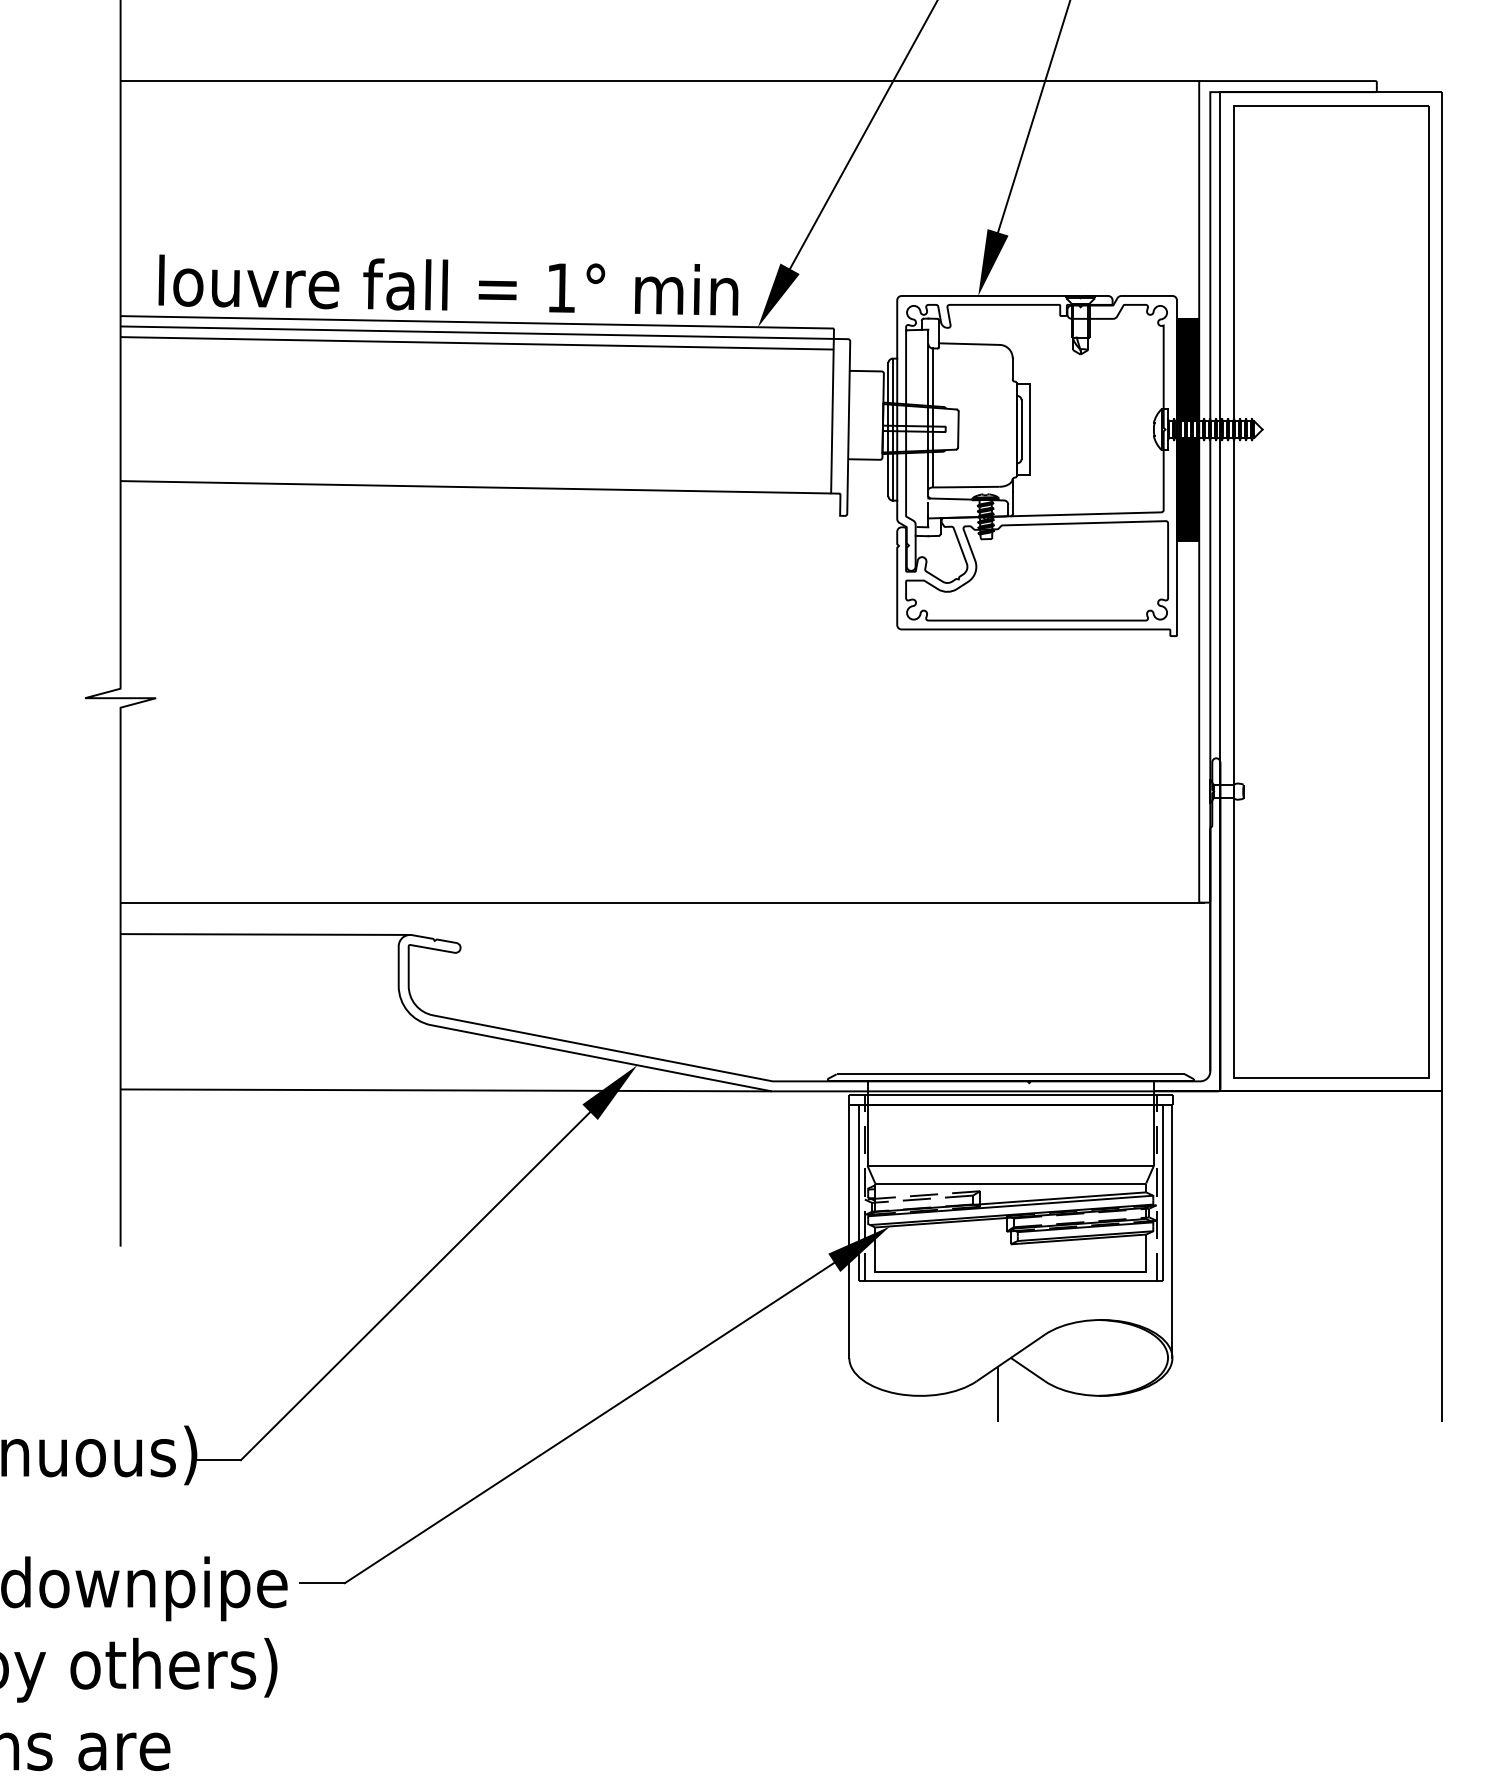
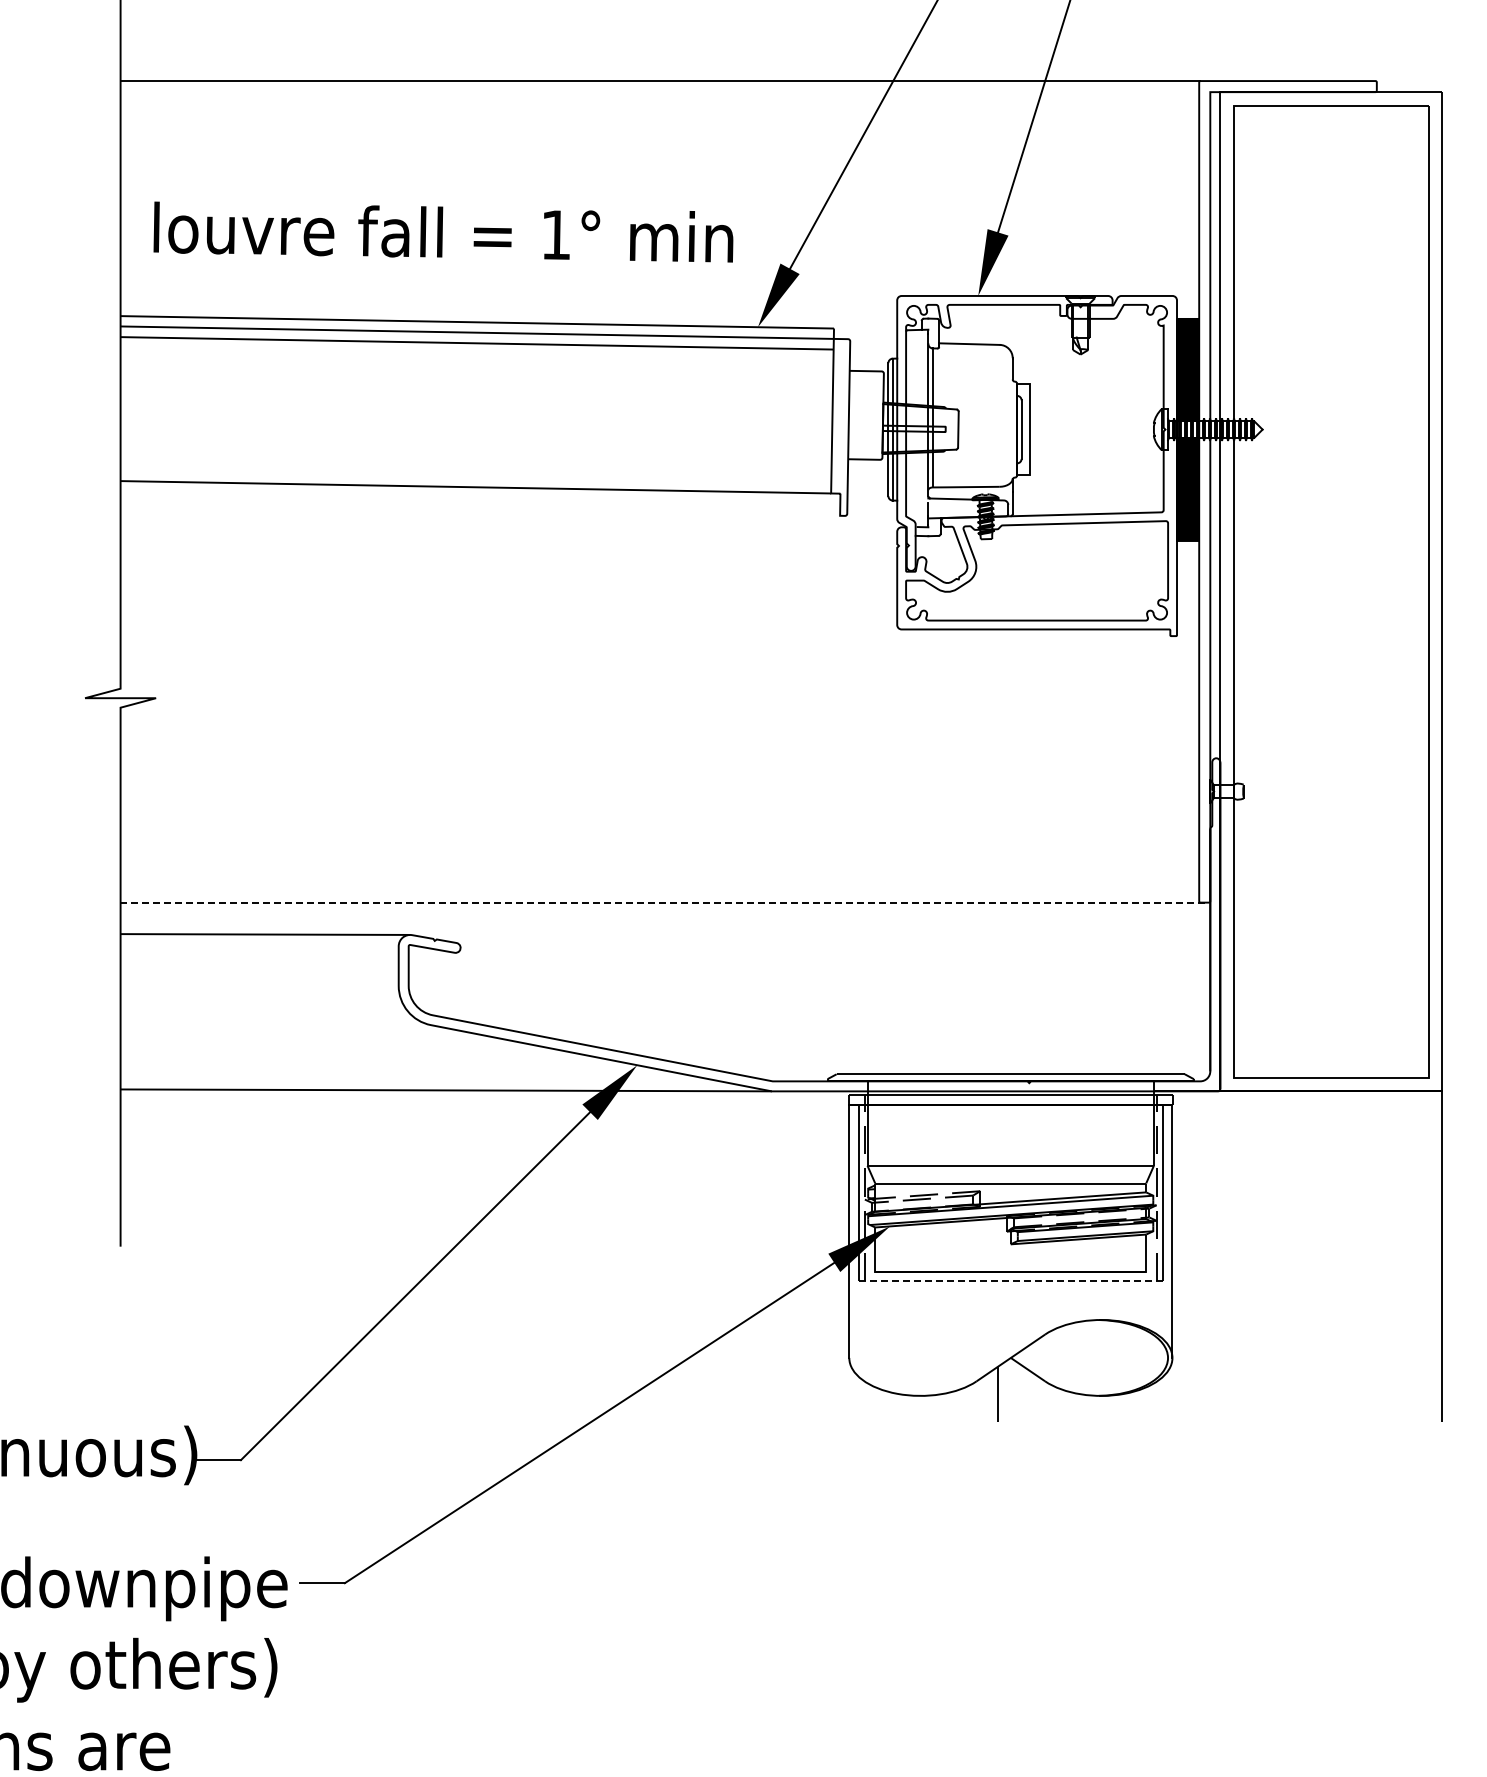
text position: (448, 284) -> (443, 231) (443, 231)
line: solid -> dashed (662, 902)
line: solid -> dashed (1011, 1281)
